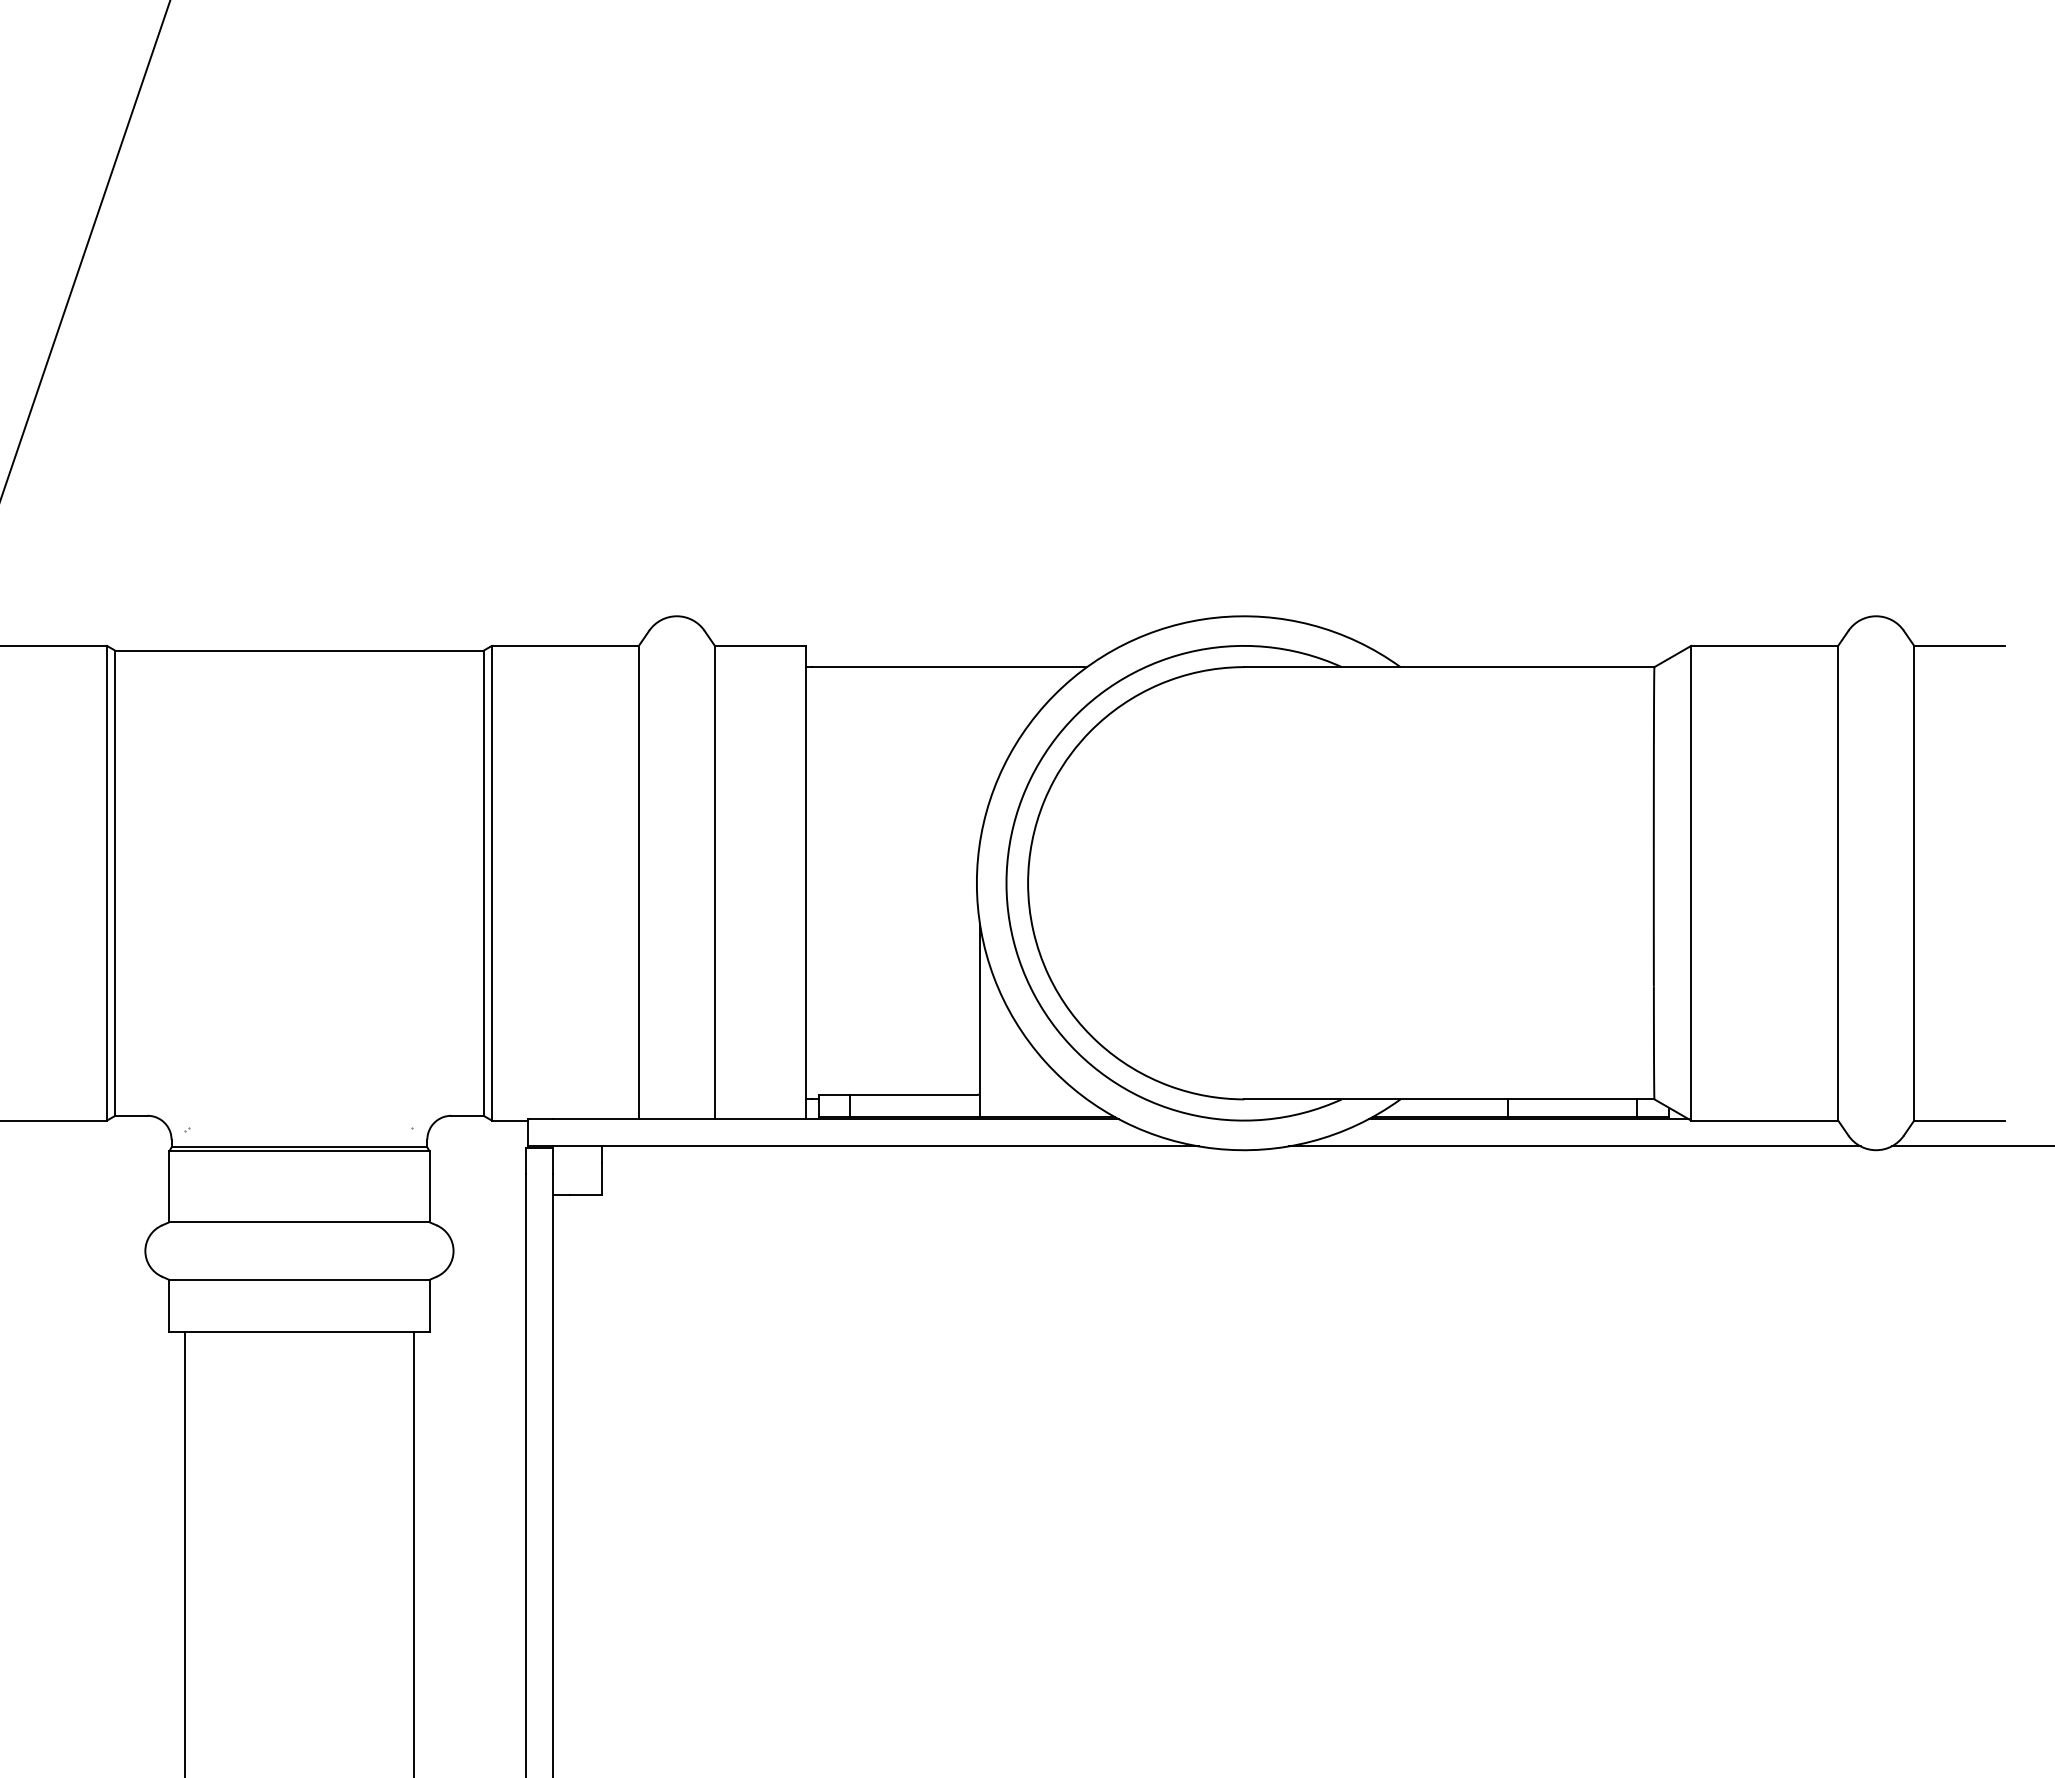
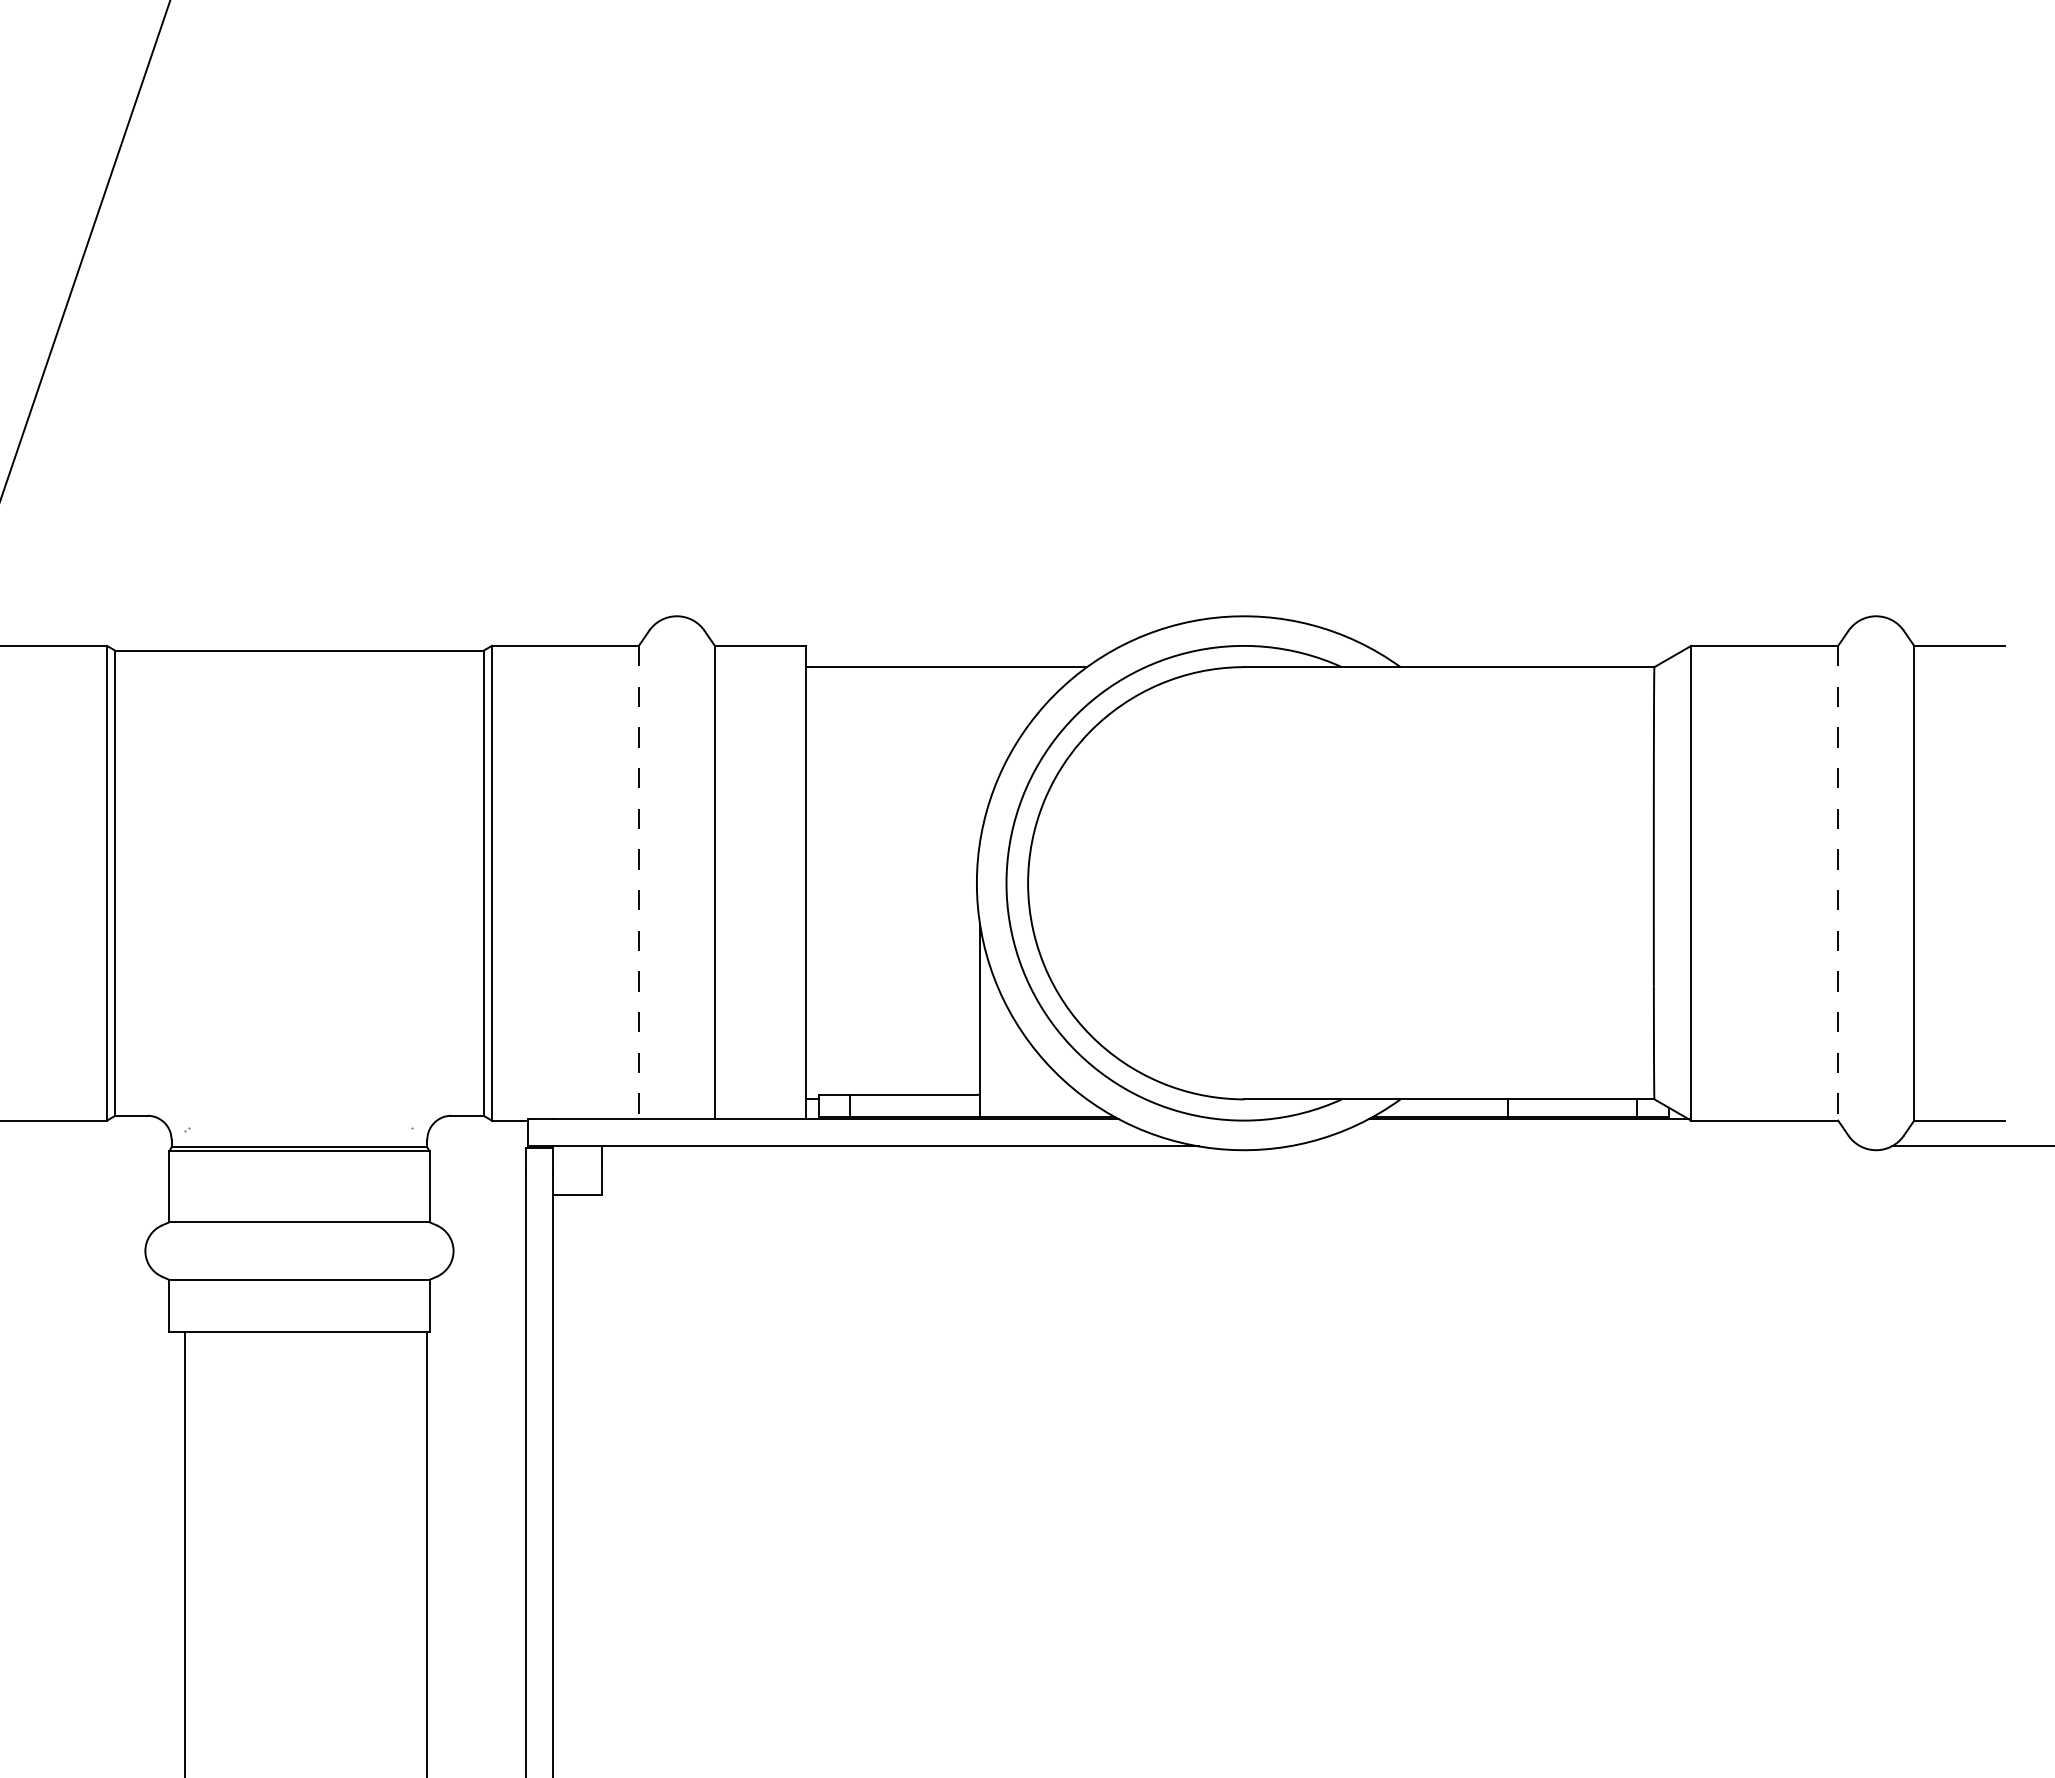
line: solid -> dashed (638, 882)
line: solid -> dashed (1838, 883)
line: present -> none (1574, 1146)
line position: (413, 1552) -> (426, 1552) (426, 1552)
